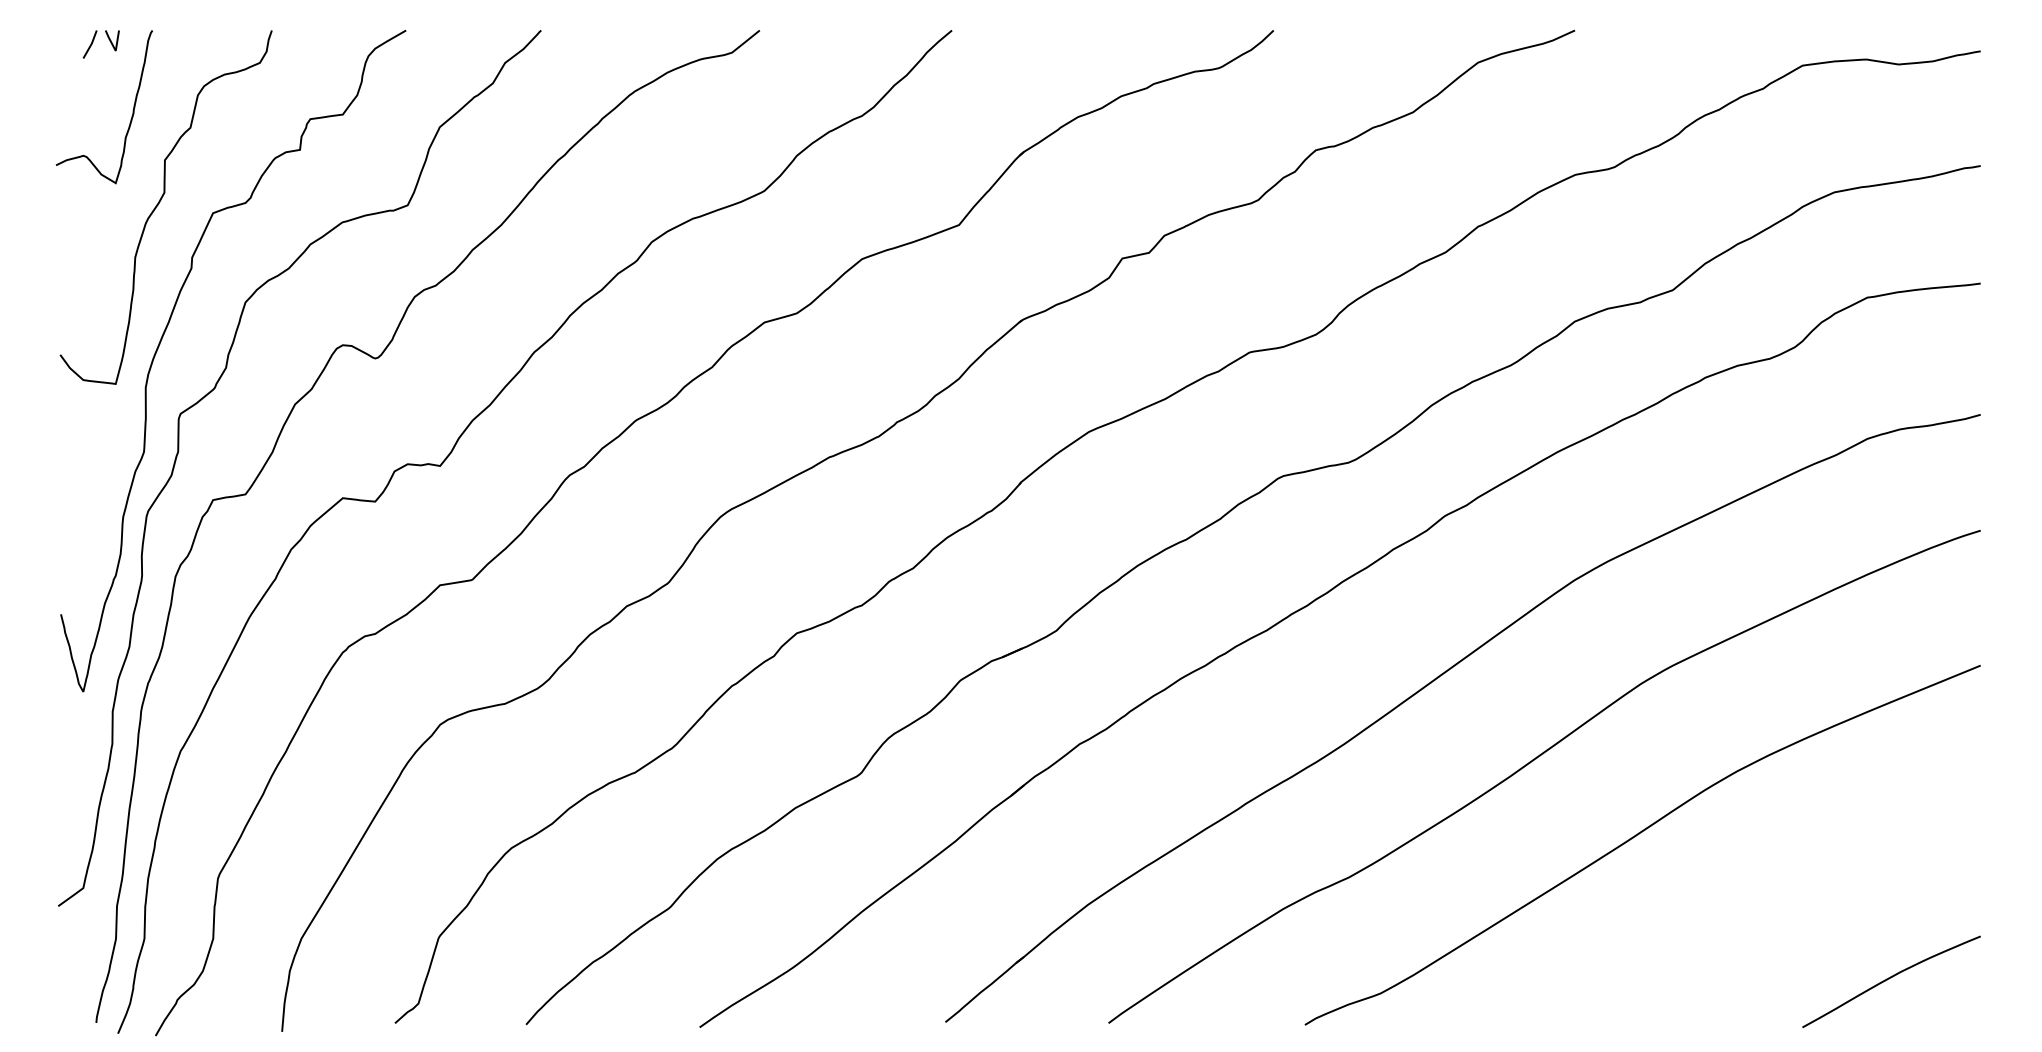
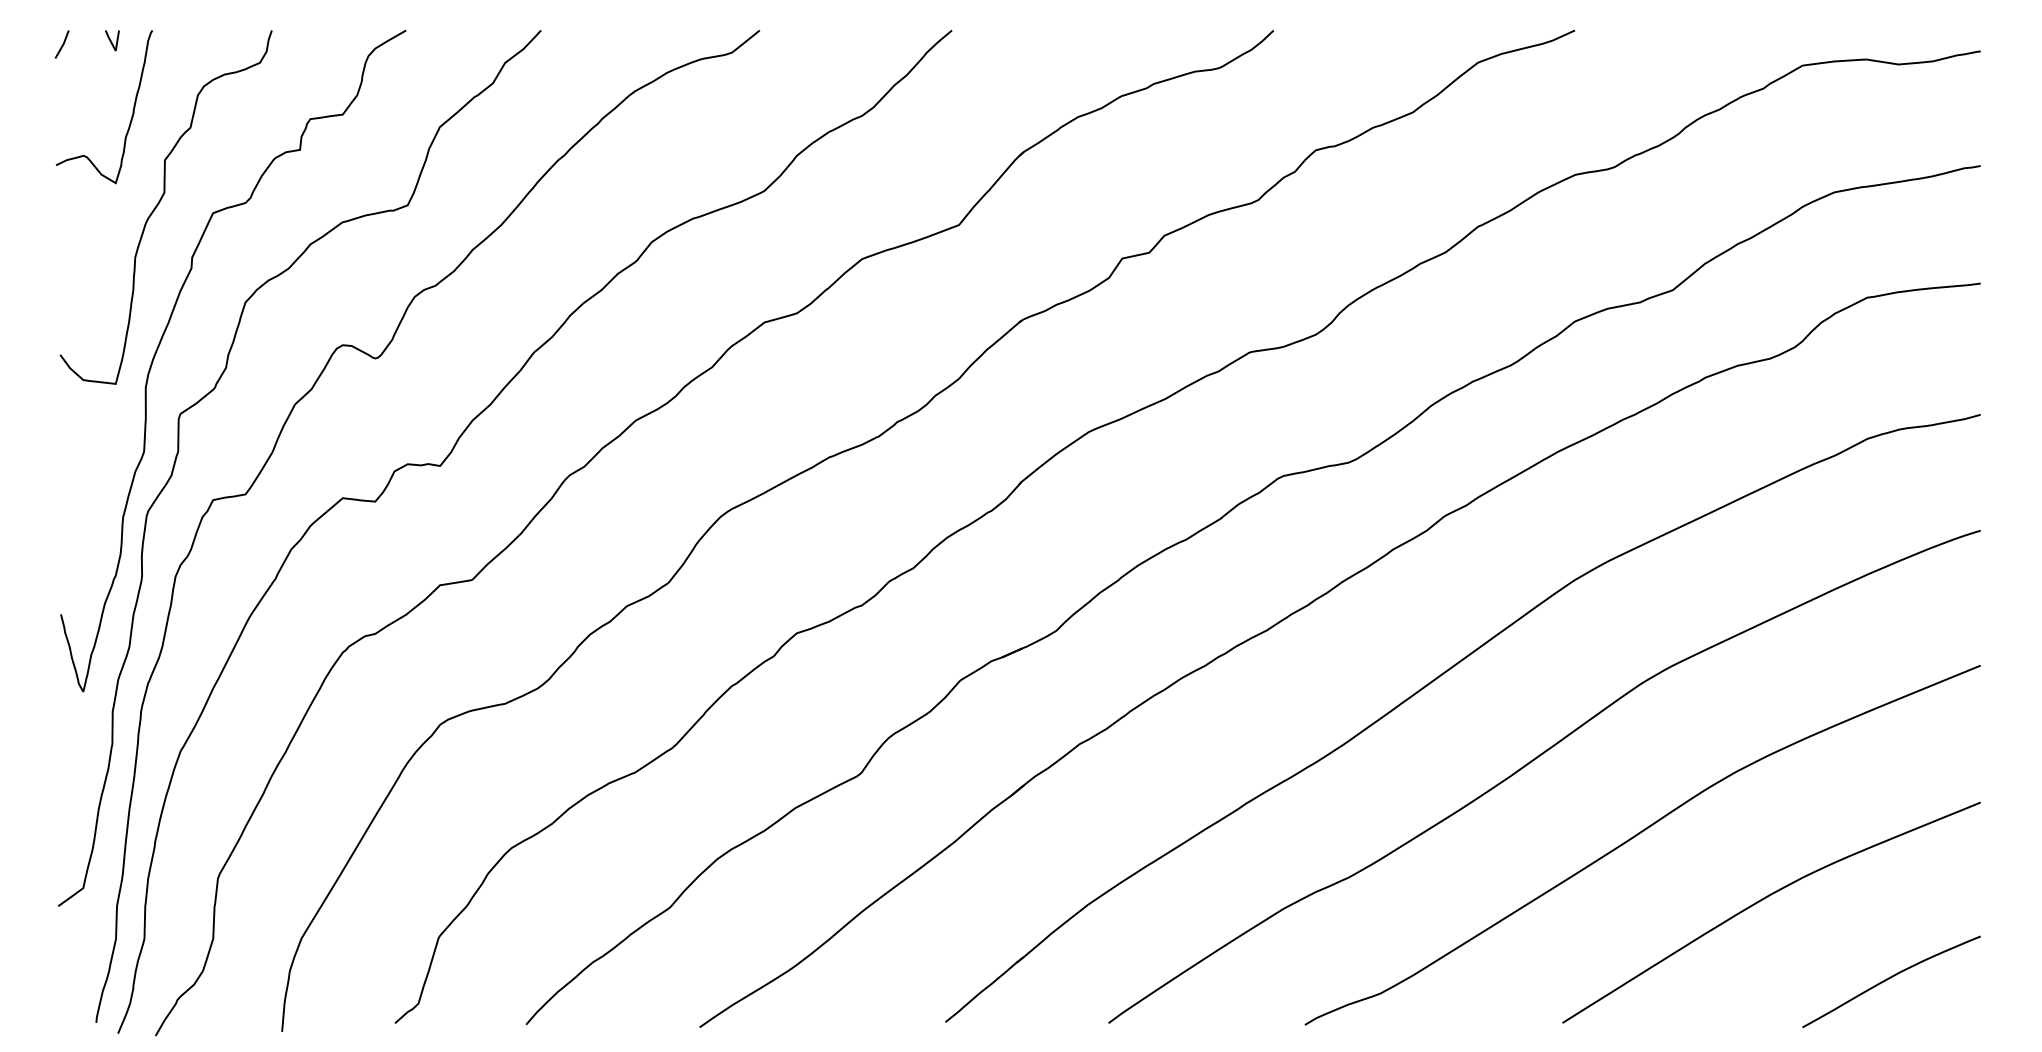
line position: (90, 44) -> (62, 44) (62, 44)
curve: none -> present (1764, 899)
